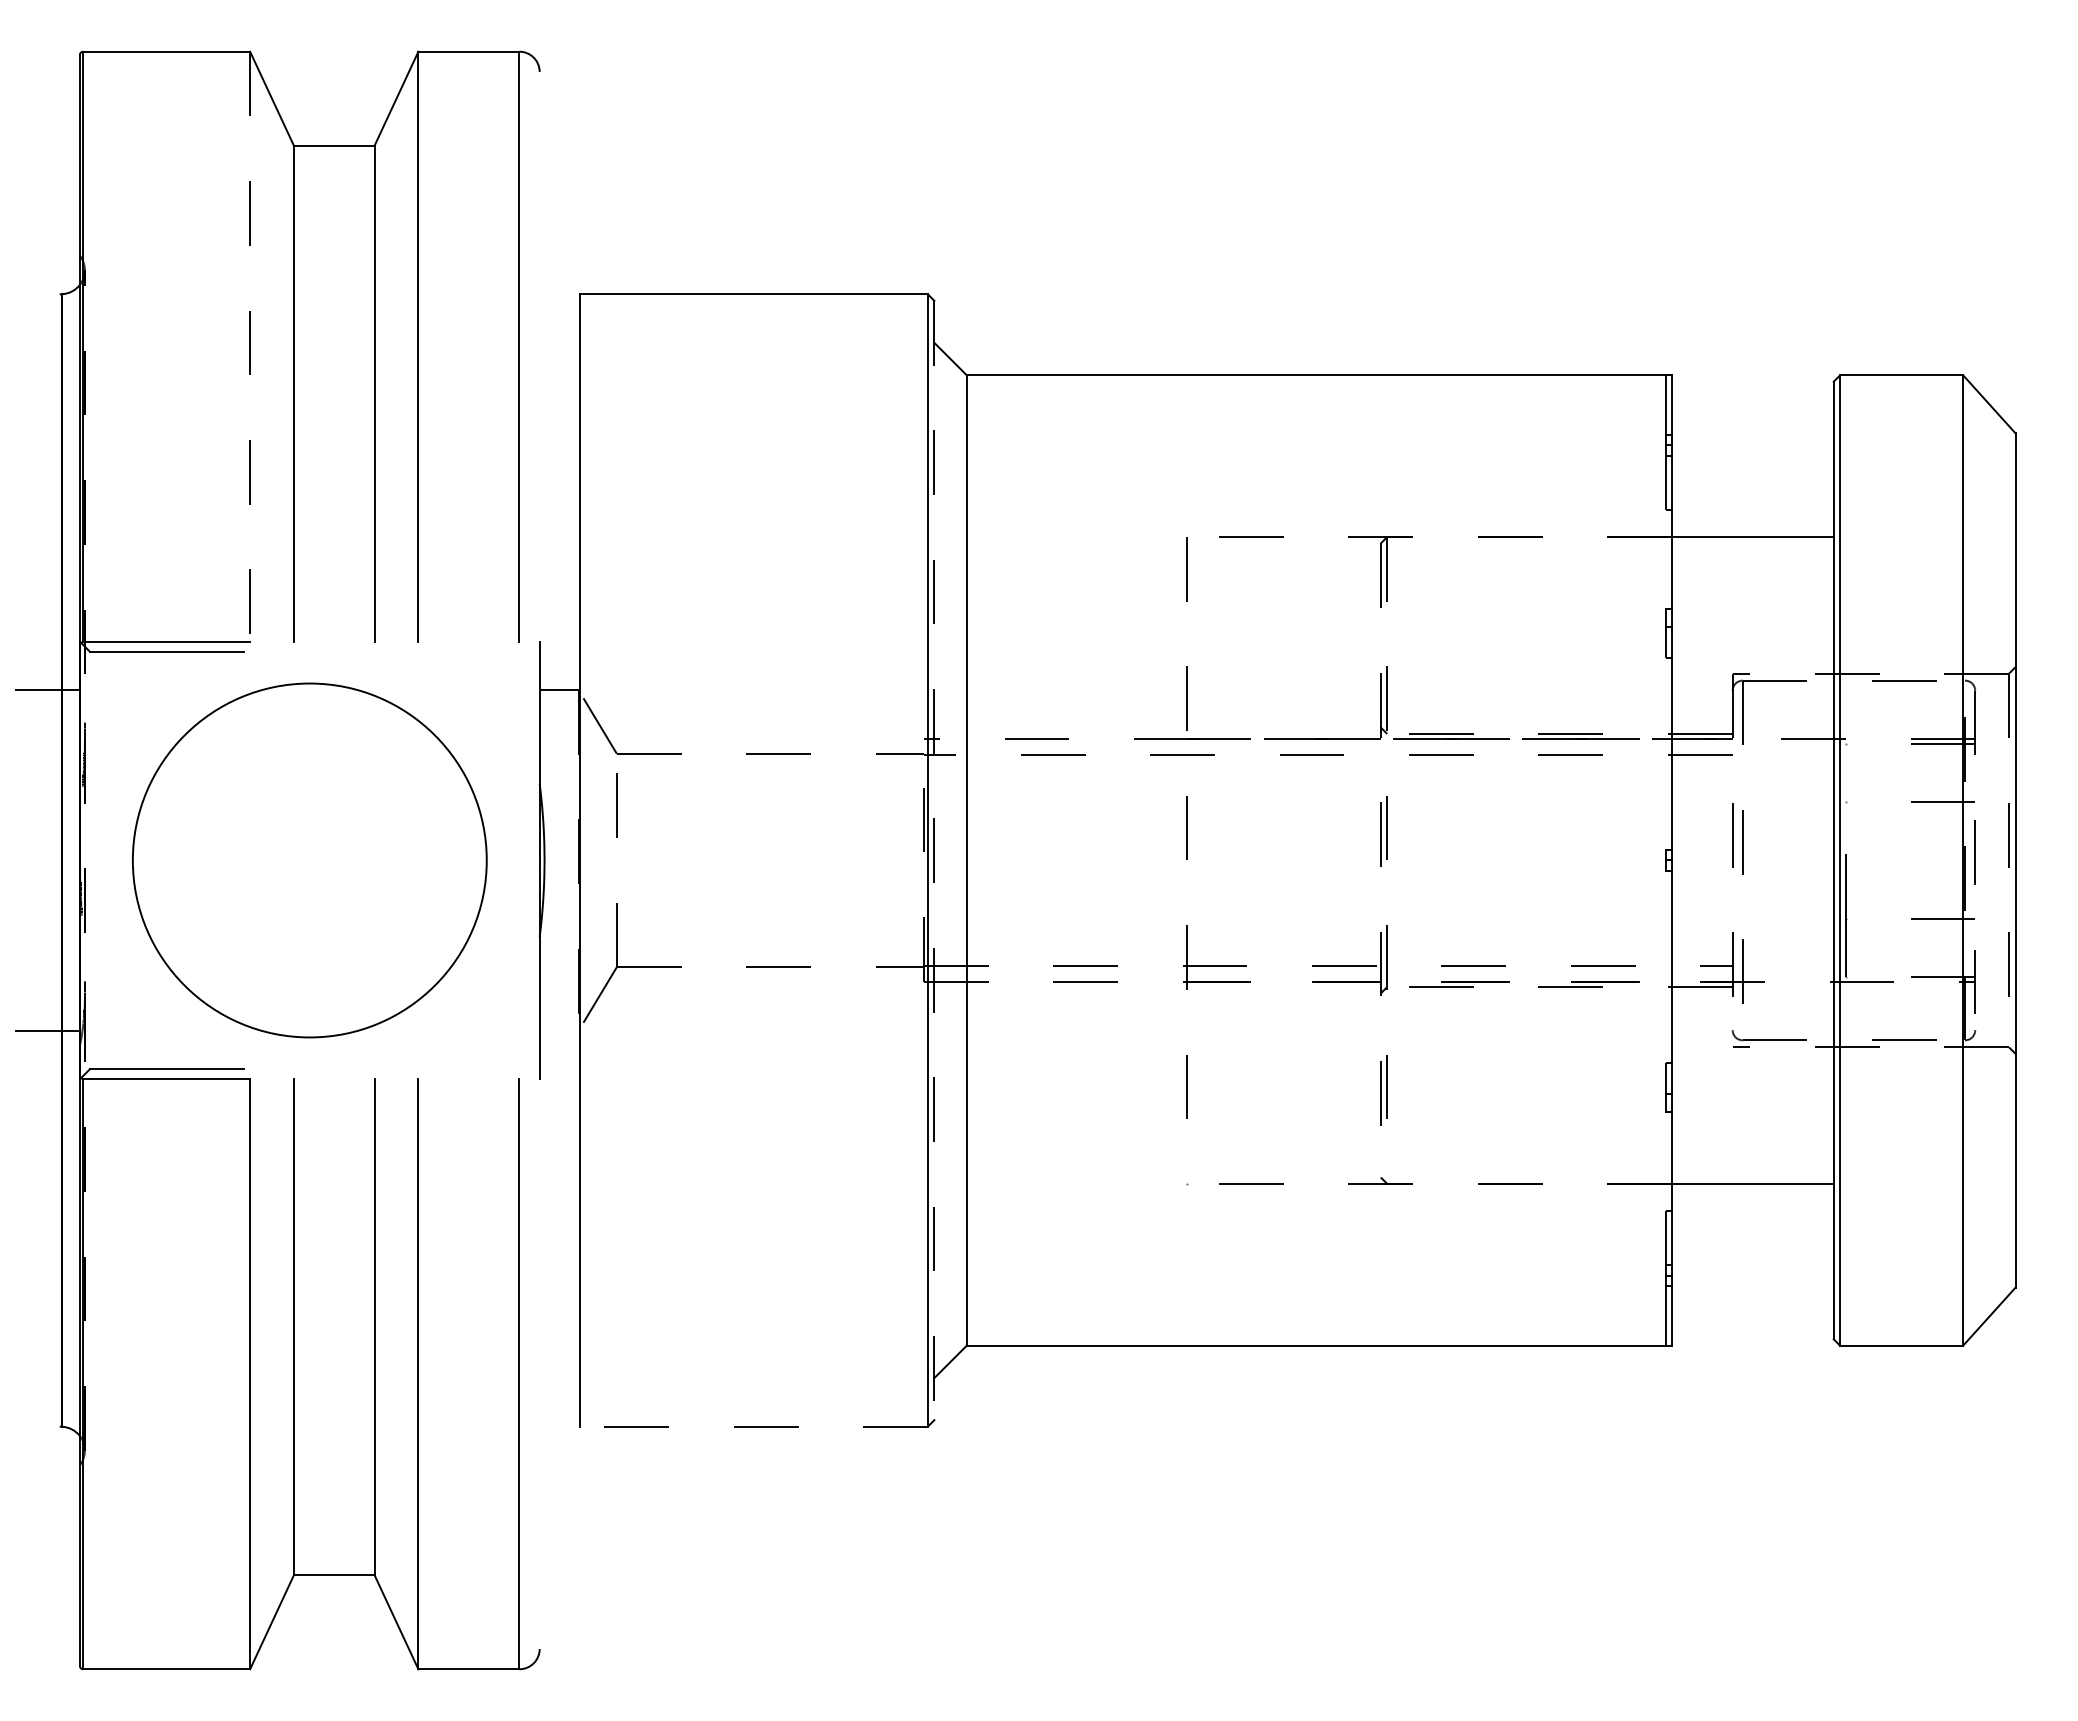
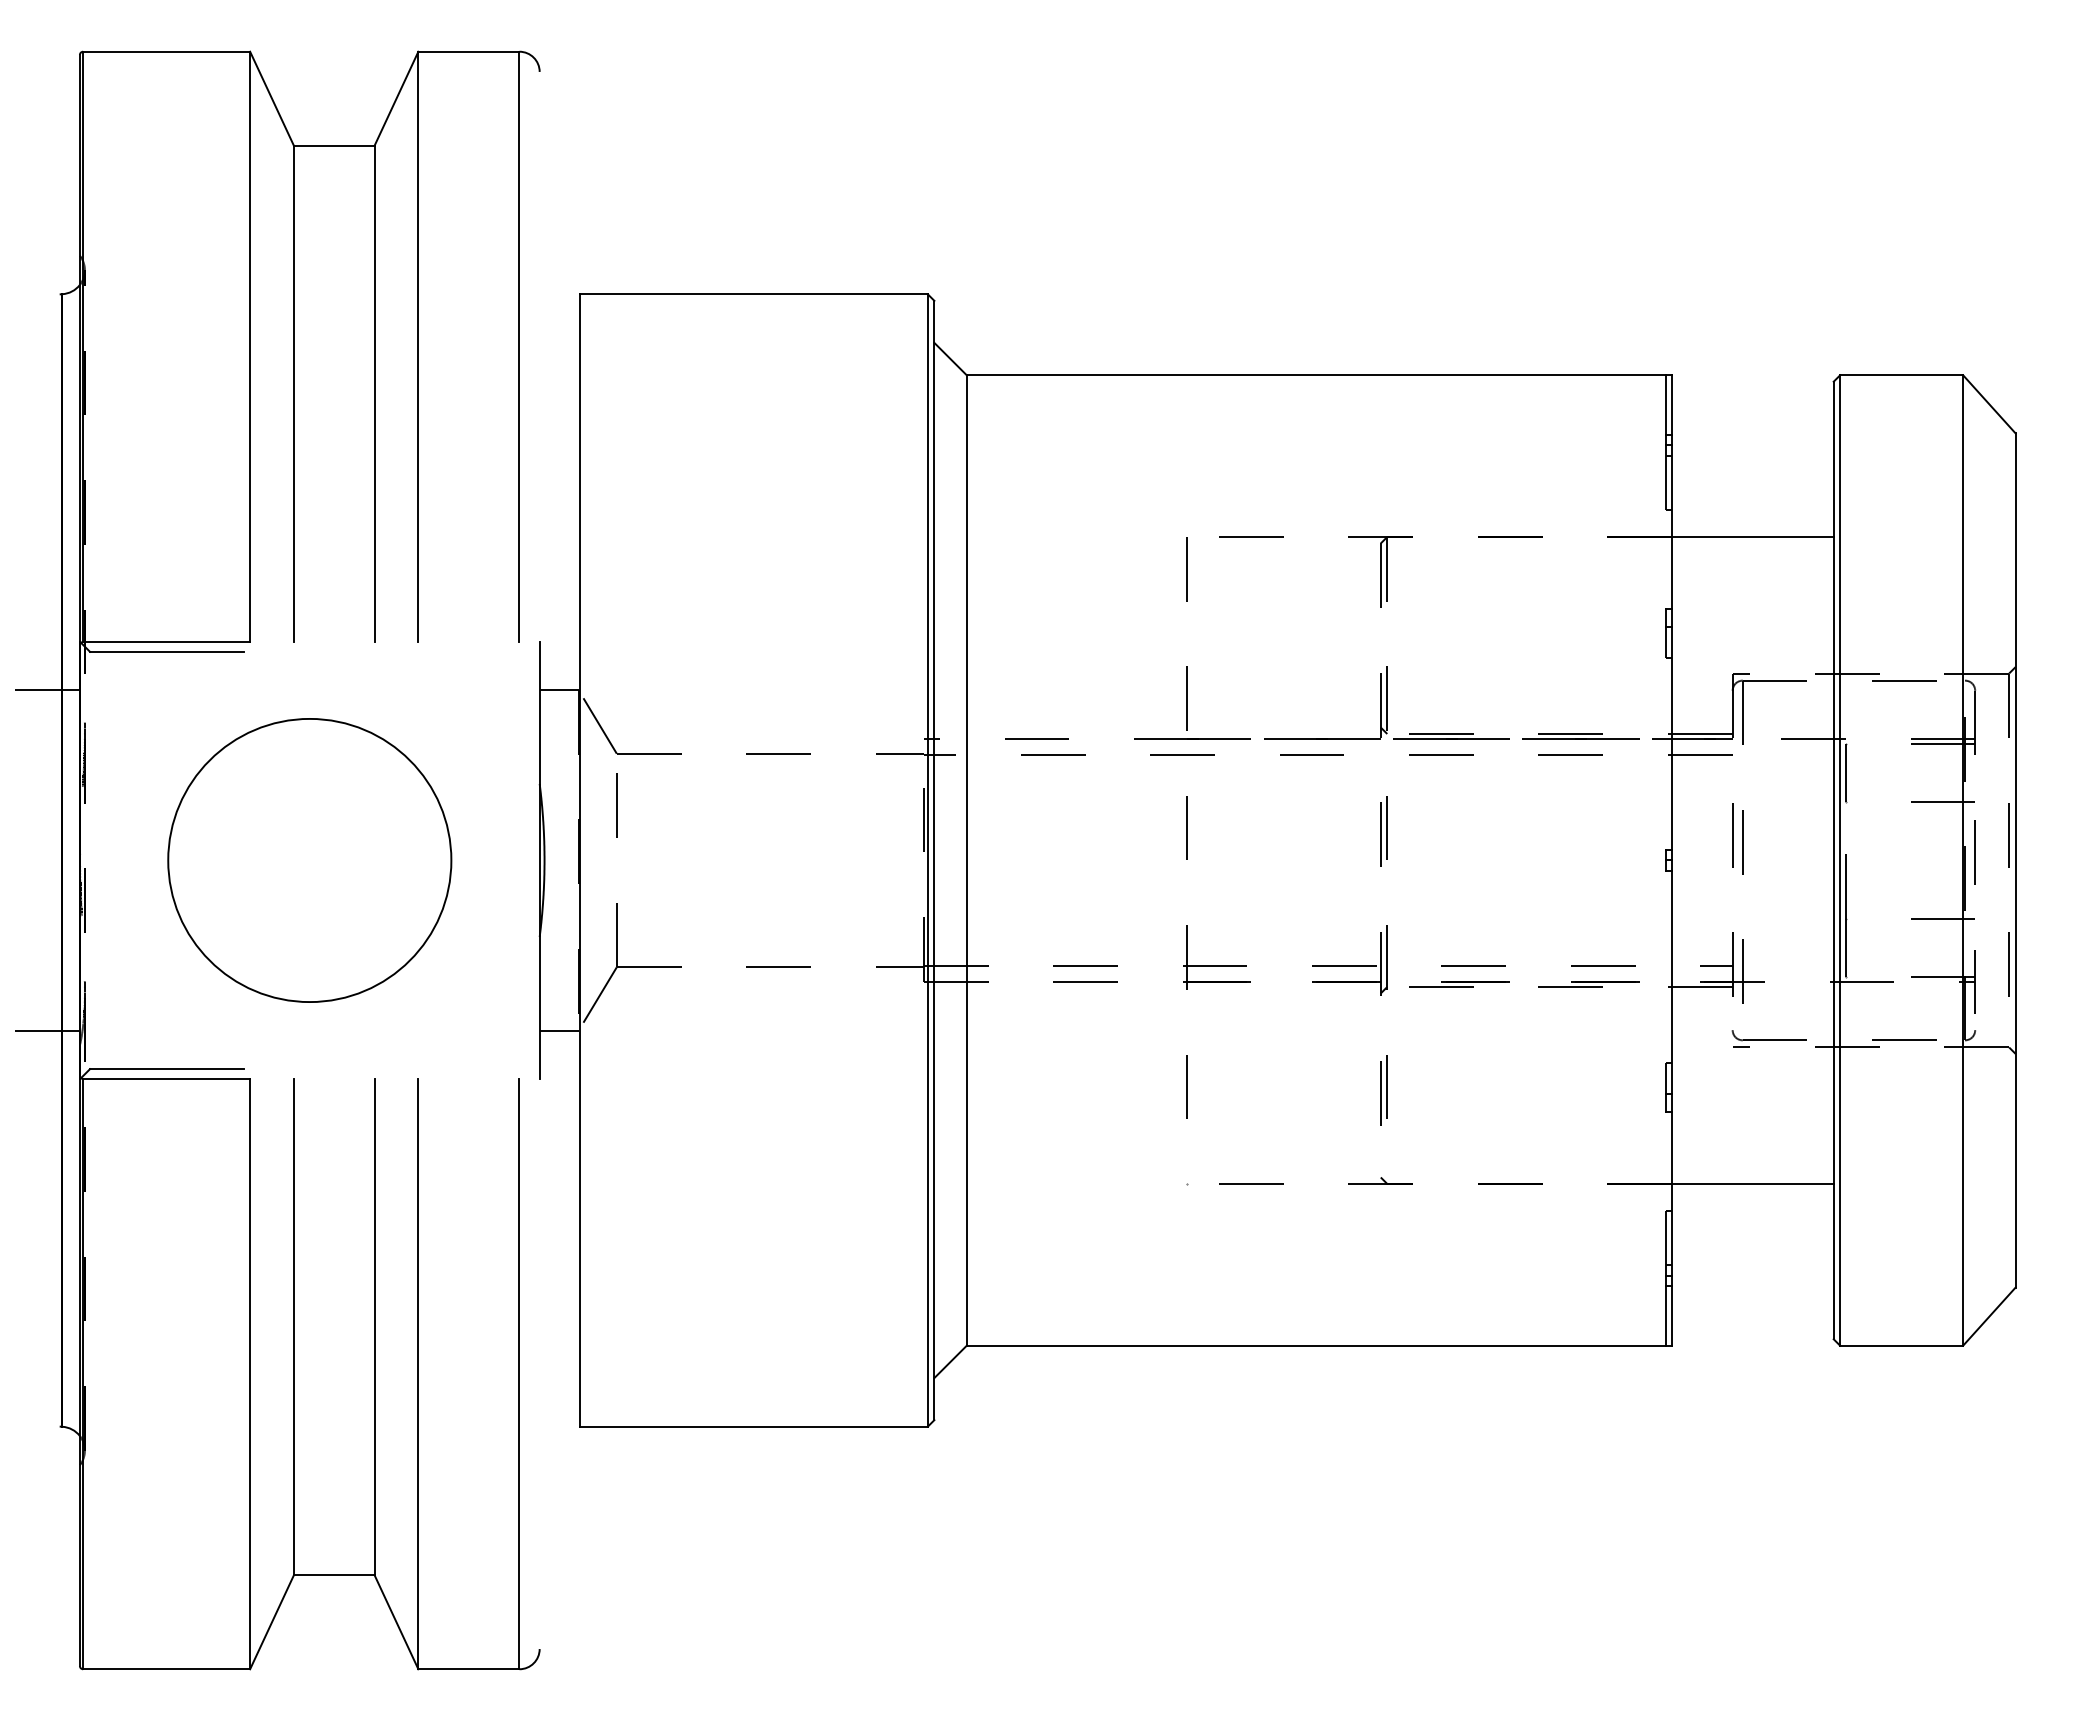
line: dashed -> solid (250, 347)
line: none -> present (1845, 772)
circle diameter: 354 px -> 283 px (309, 860)
line: dashed -> solid (934, 860)
line: none -> present (558, 1030)
line: dashed -> solid (754, 1426)
